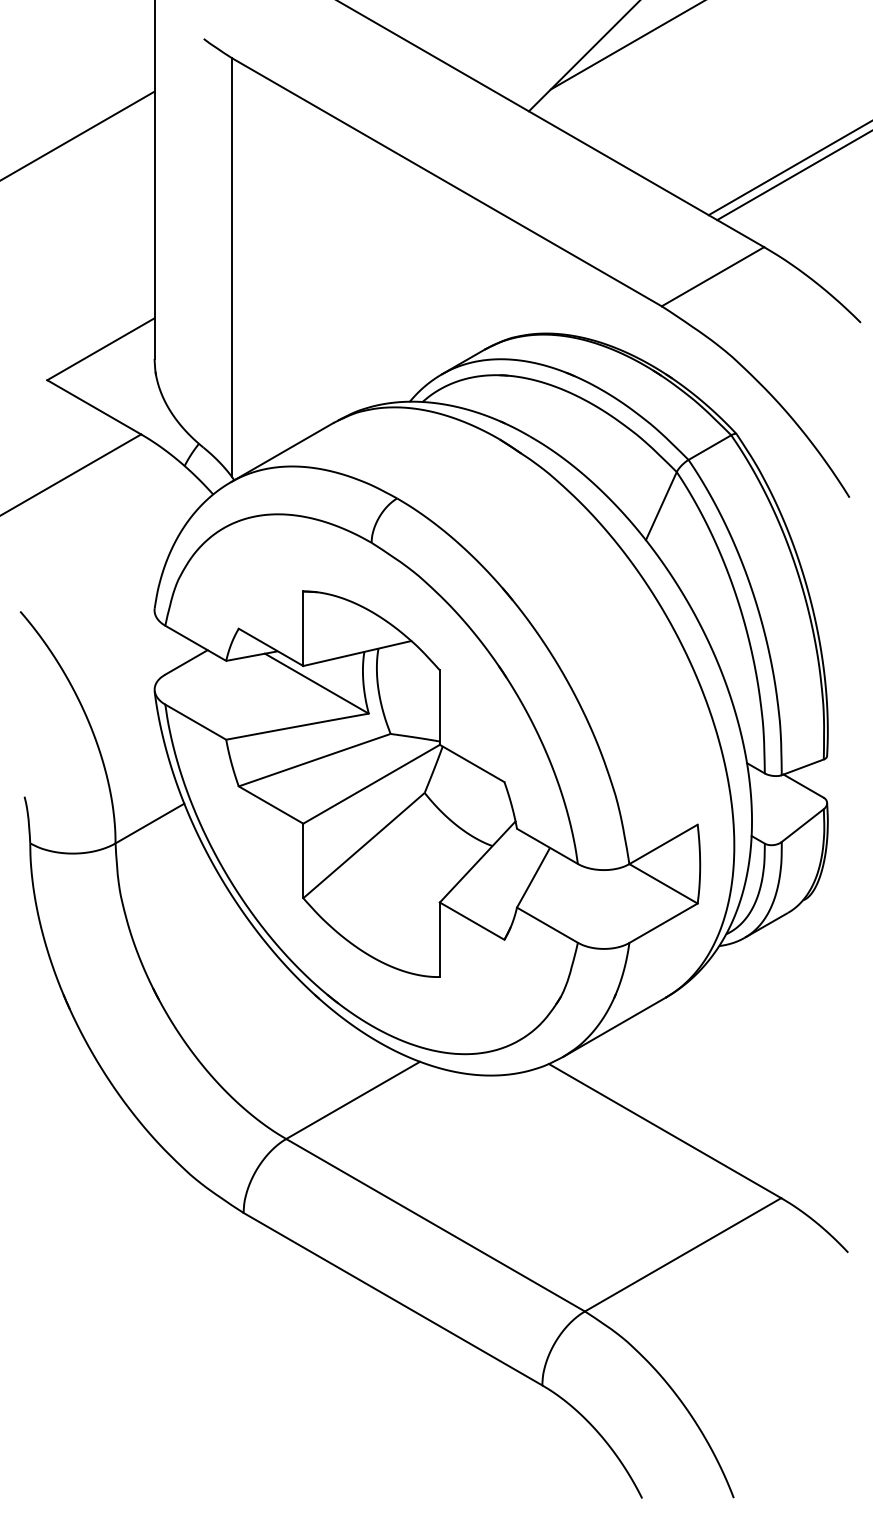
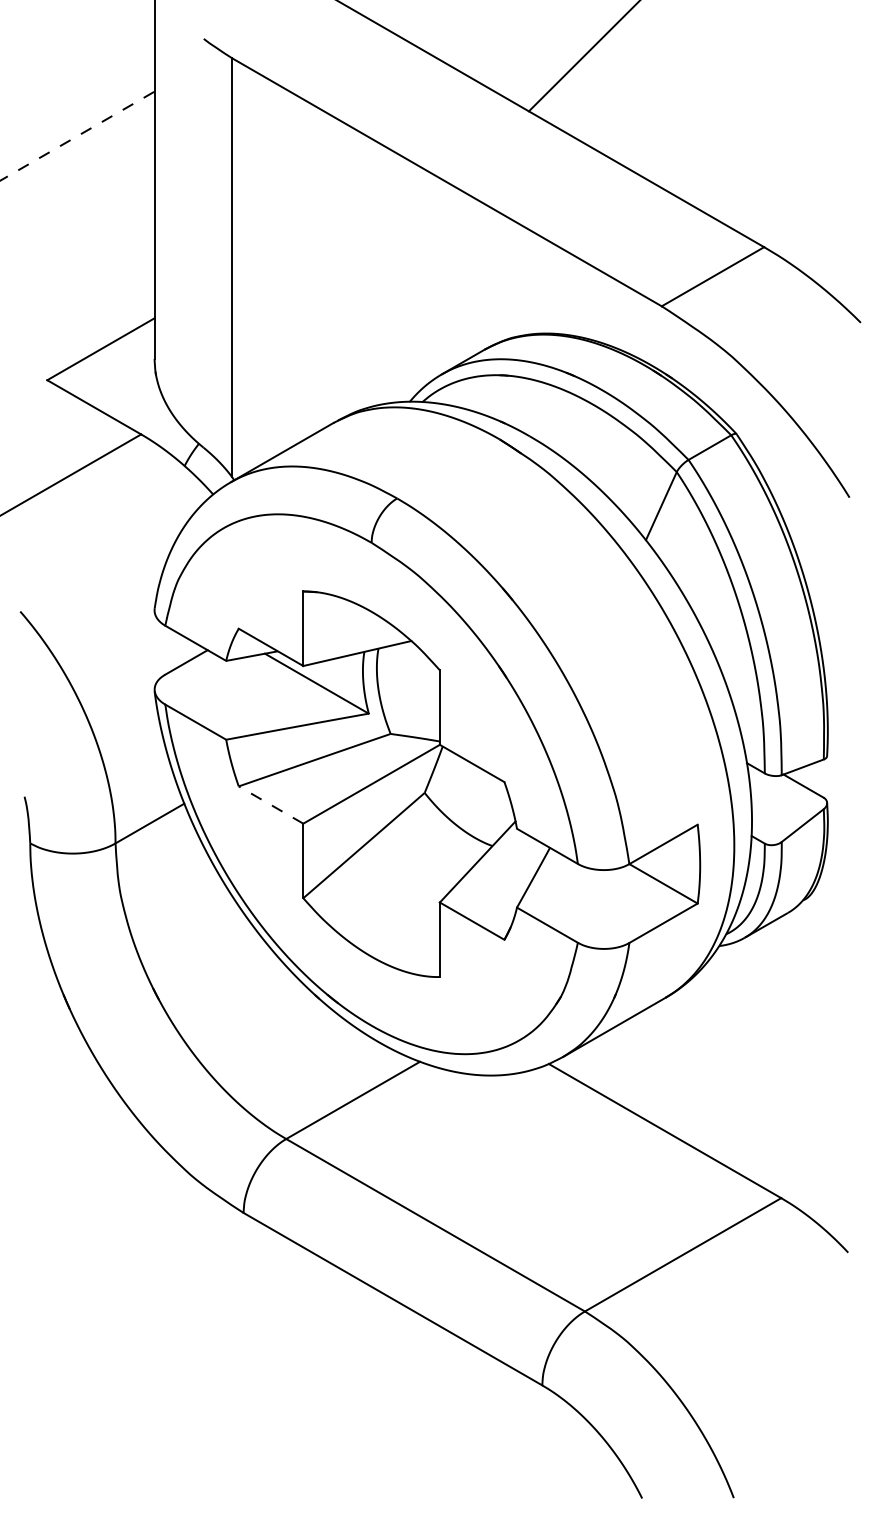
line: present -> none (626, 45)
line: solid -> dashed (77, 136)
line: present -> none (788, 168)
line: present -> none (793, 176)
line: solid -> dashed (270, 804)
